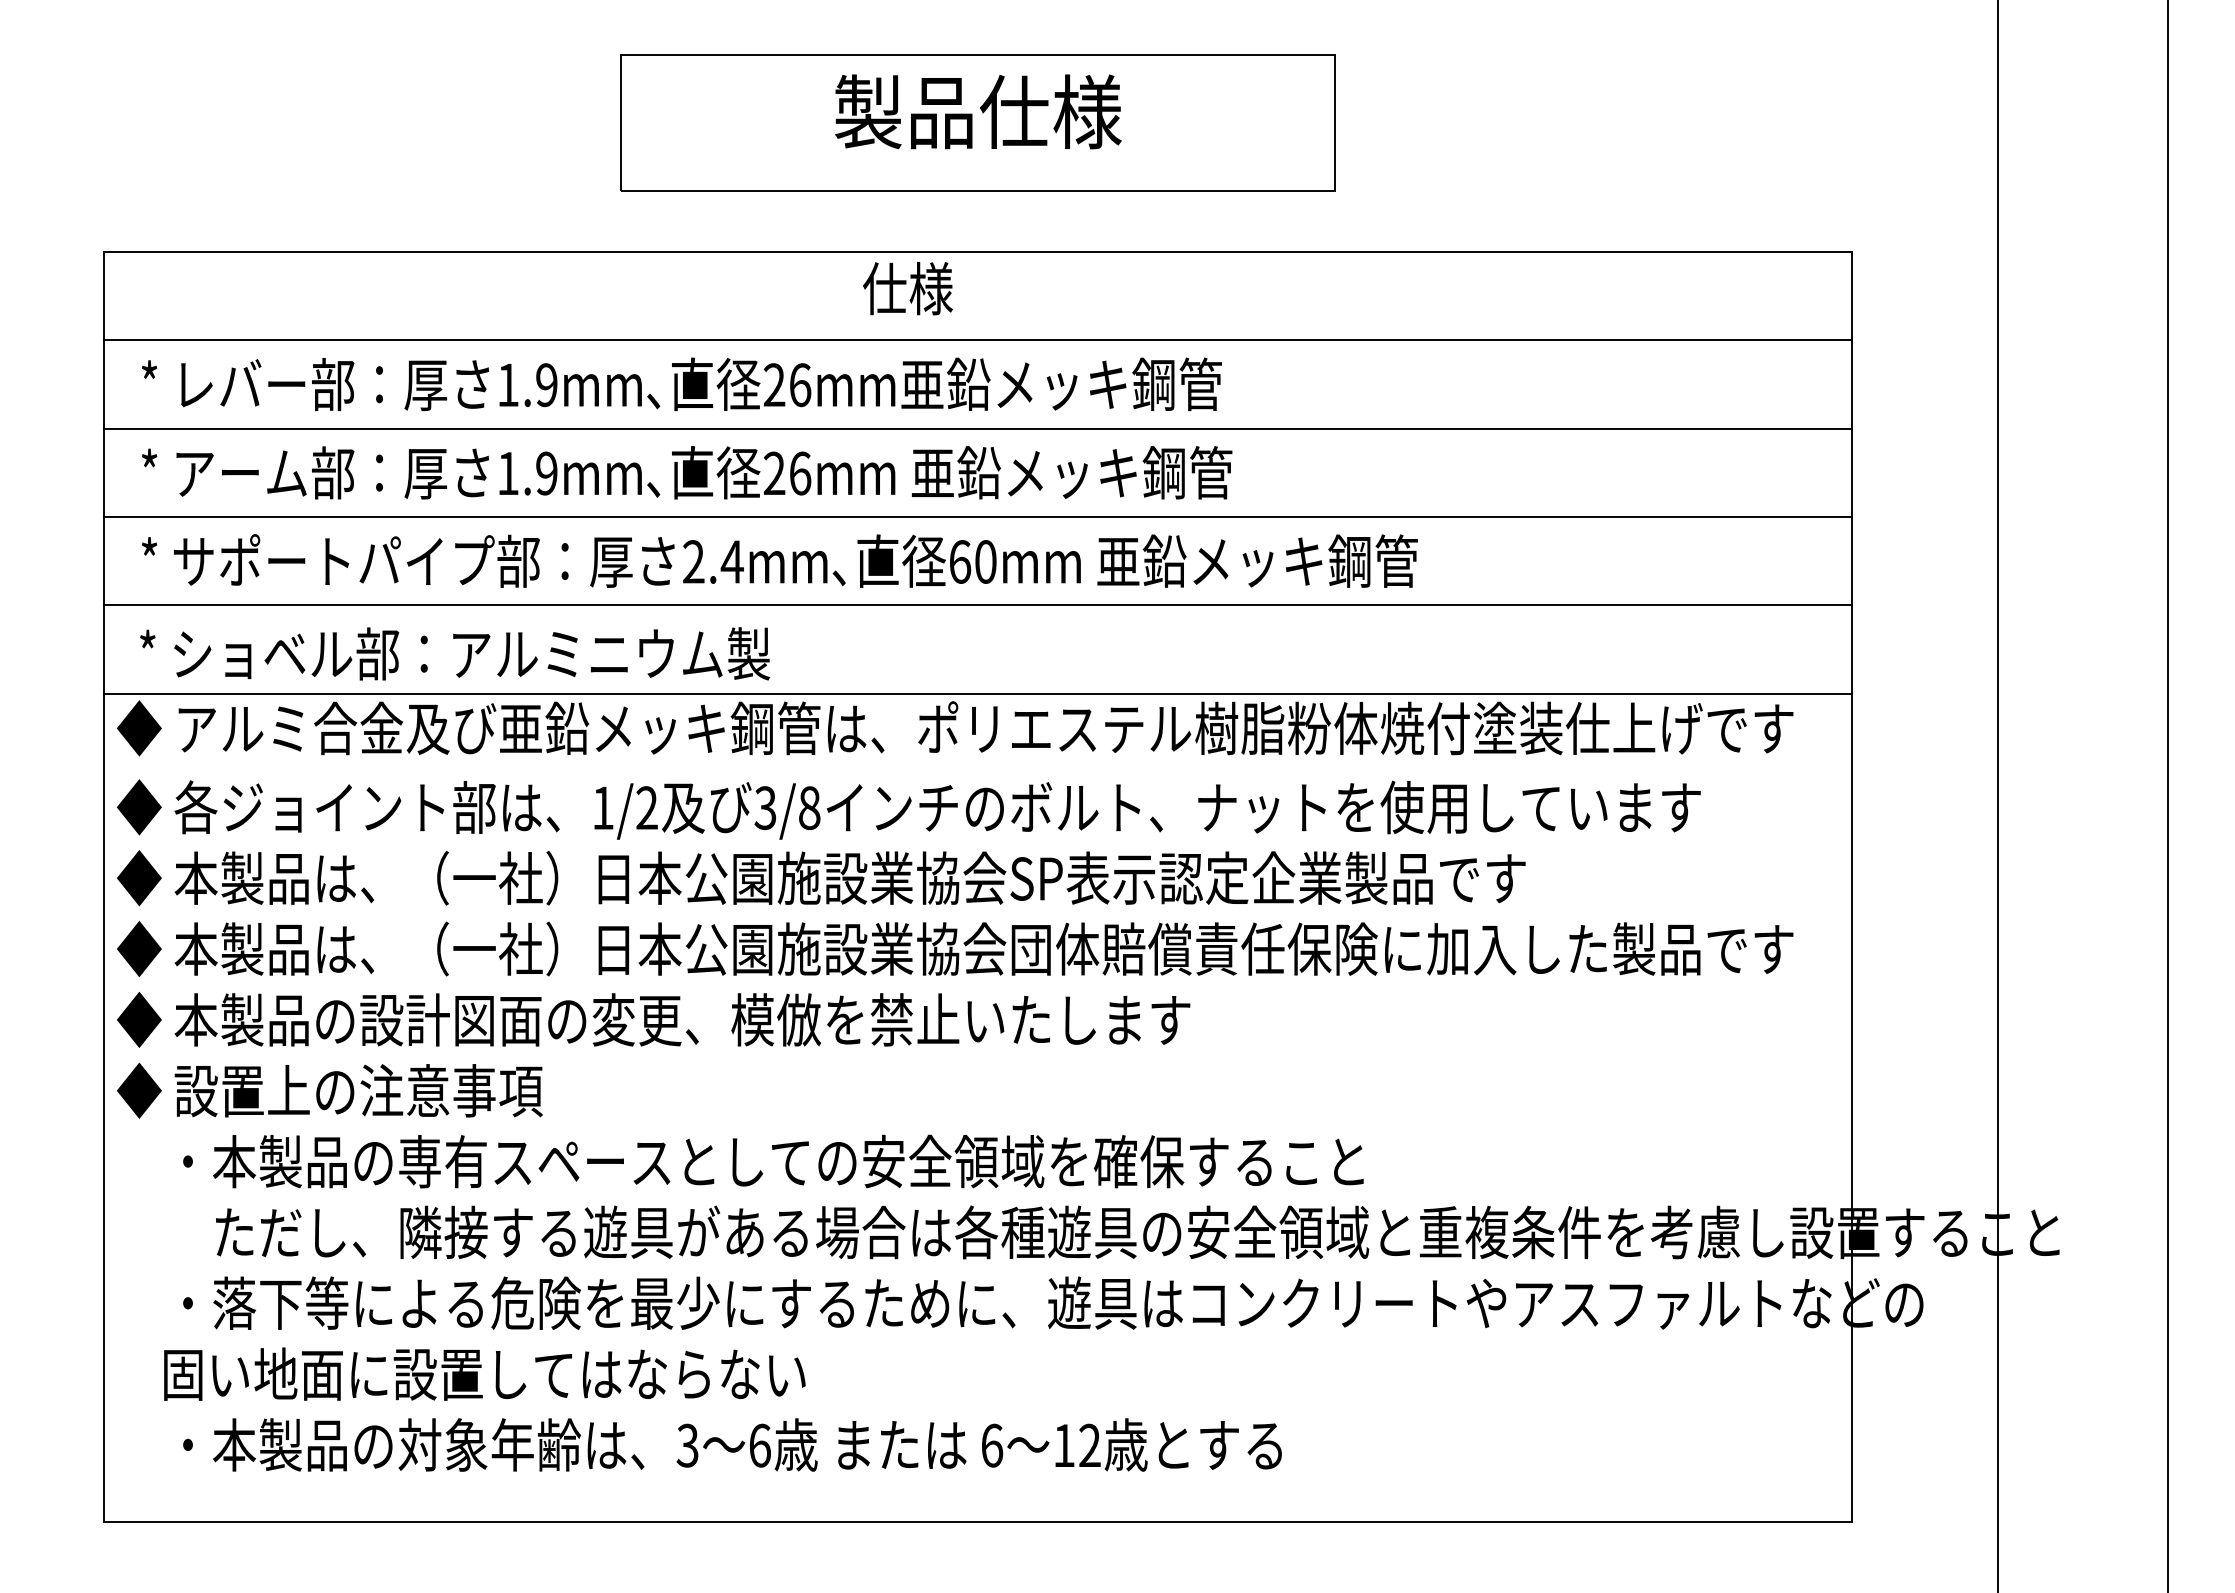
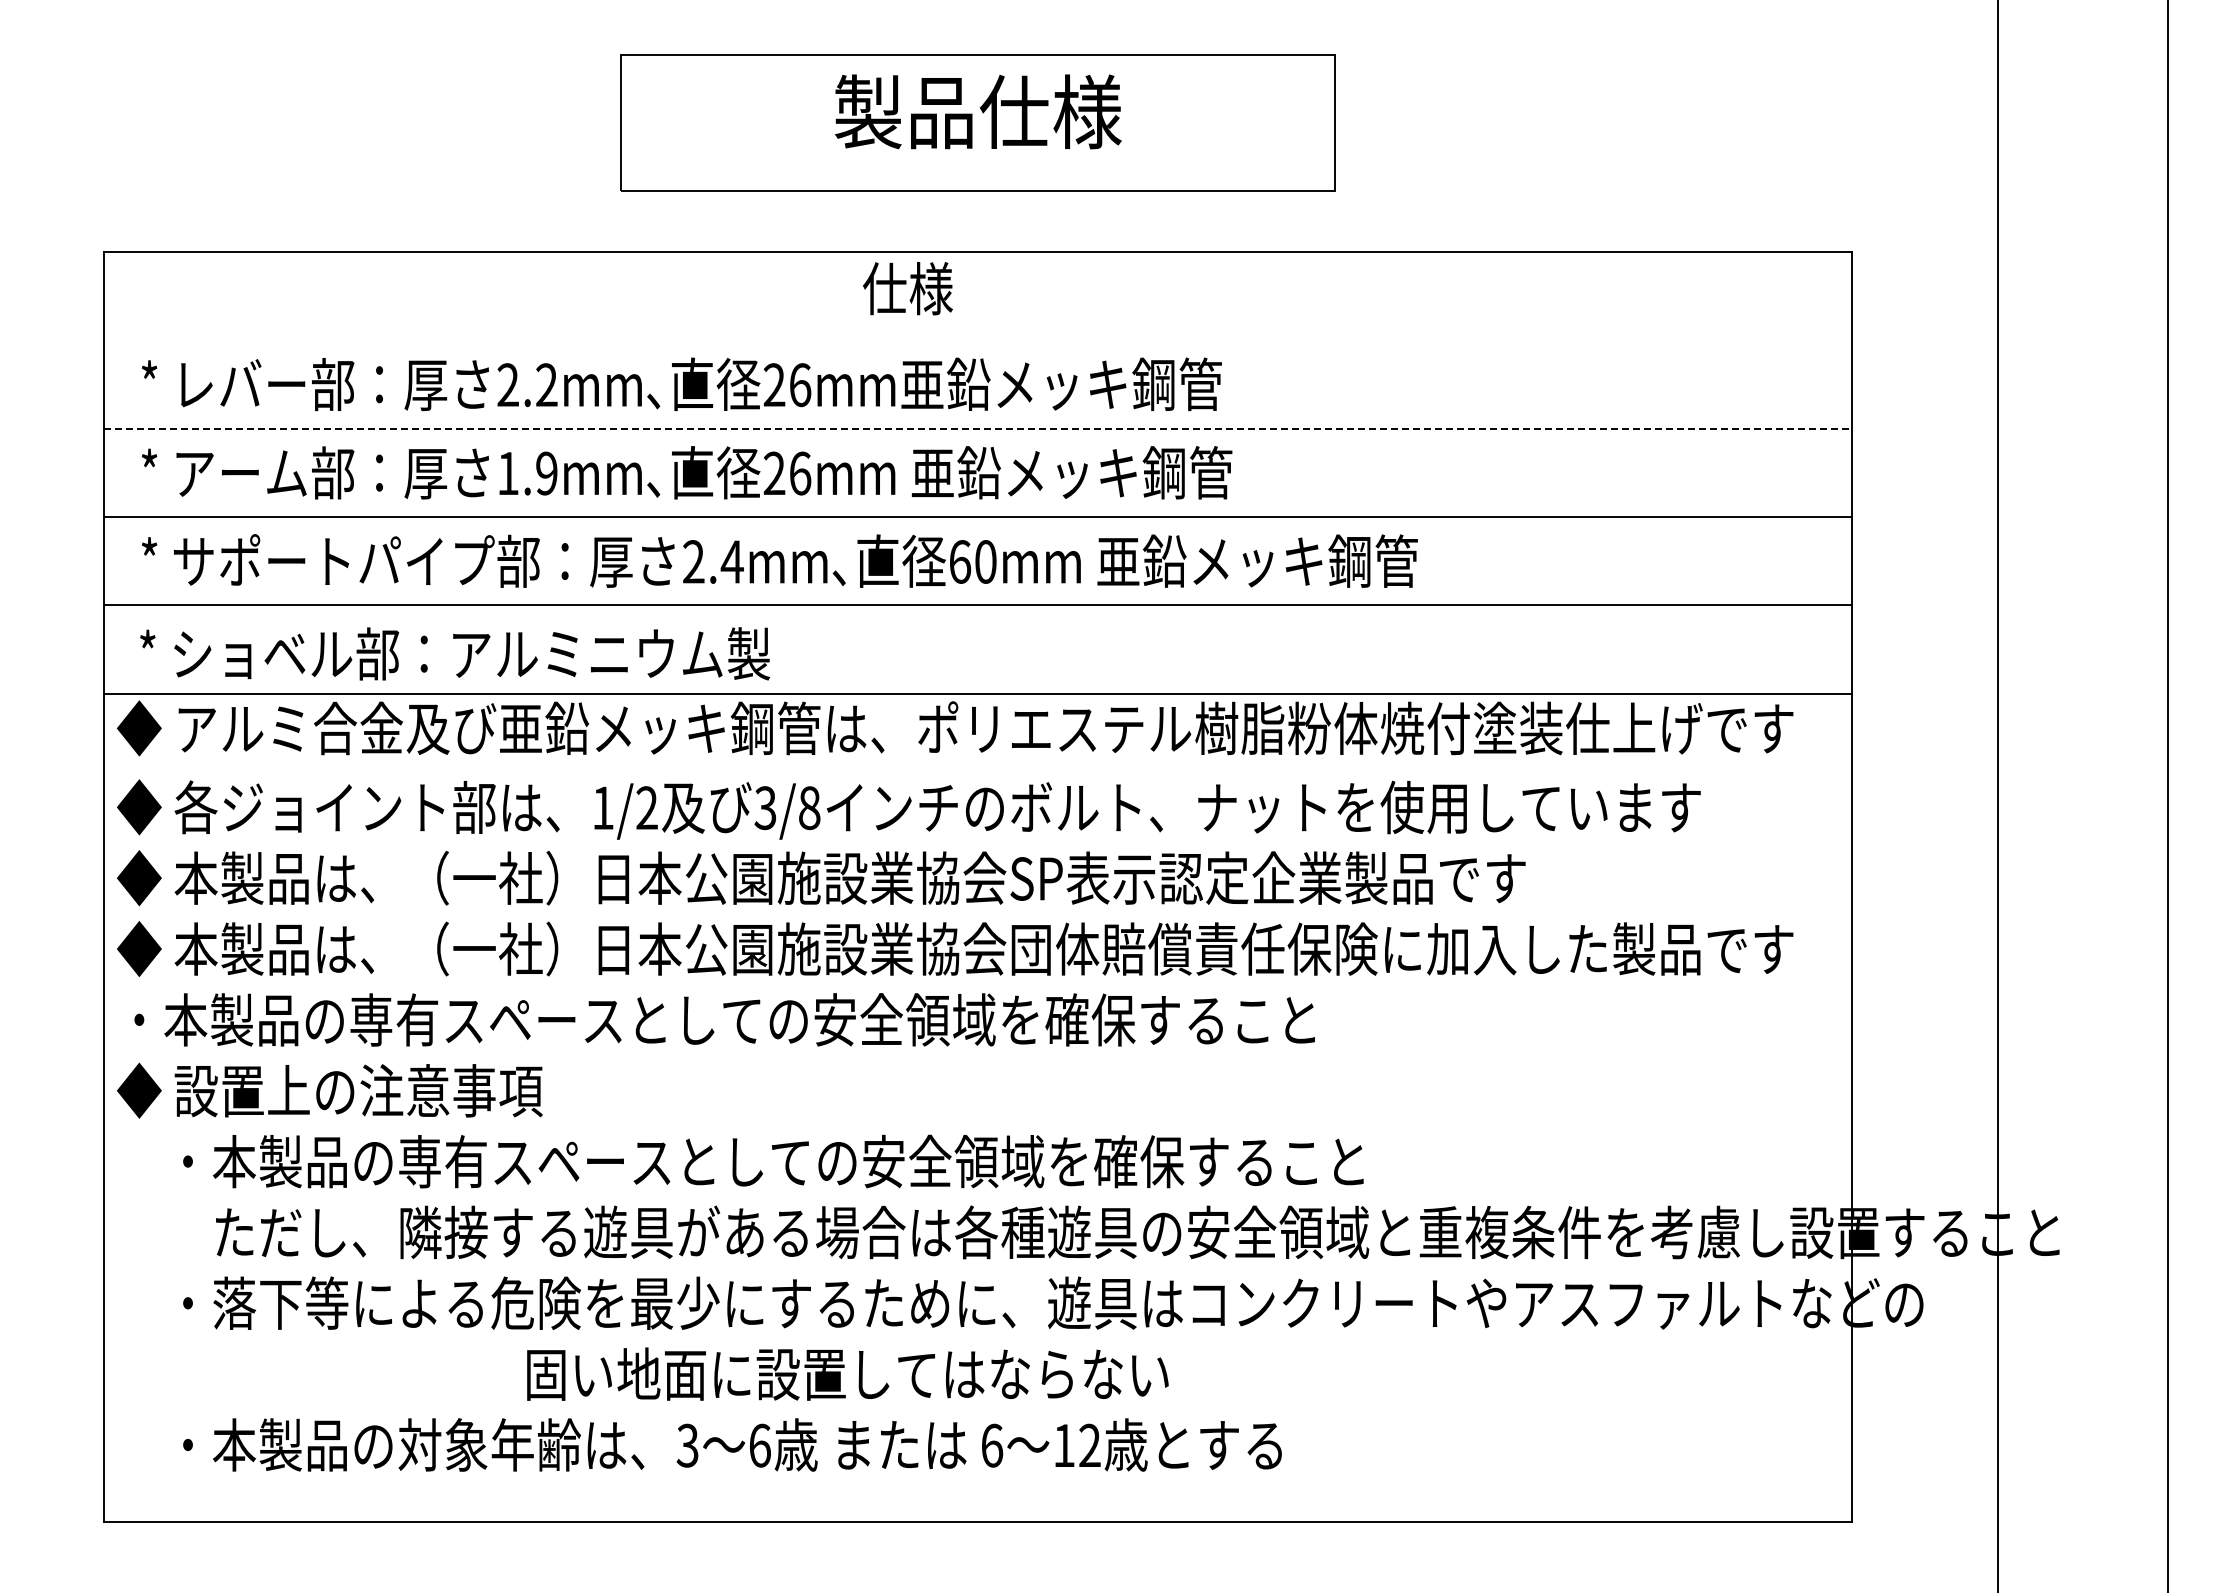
line: present -> none (977, 340)
text: 1.9mm -> 2.2mm (527, 385)
line: solid -> dashed (977, 428)
text: ◆ 本製品の設計図面の変更、模倣を禁止いたします -> ・本製品の専有スペースとしての安全領域を確保すること (715, 1019)
text position: (484, 1373) -> (847, 1373) (847, 1373)
